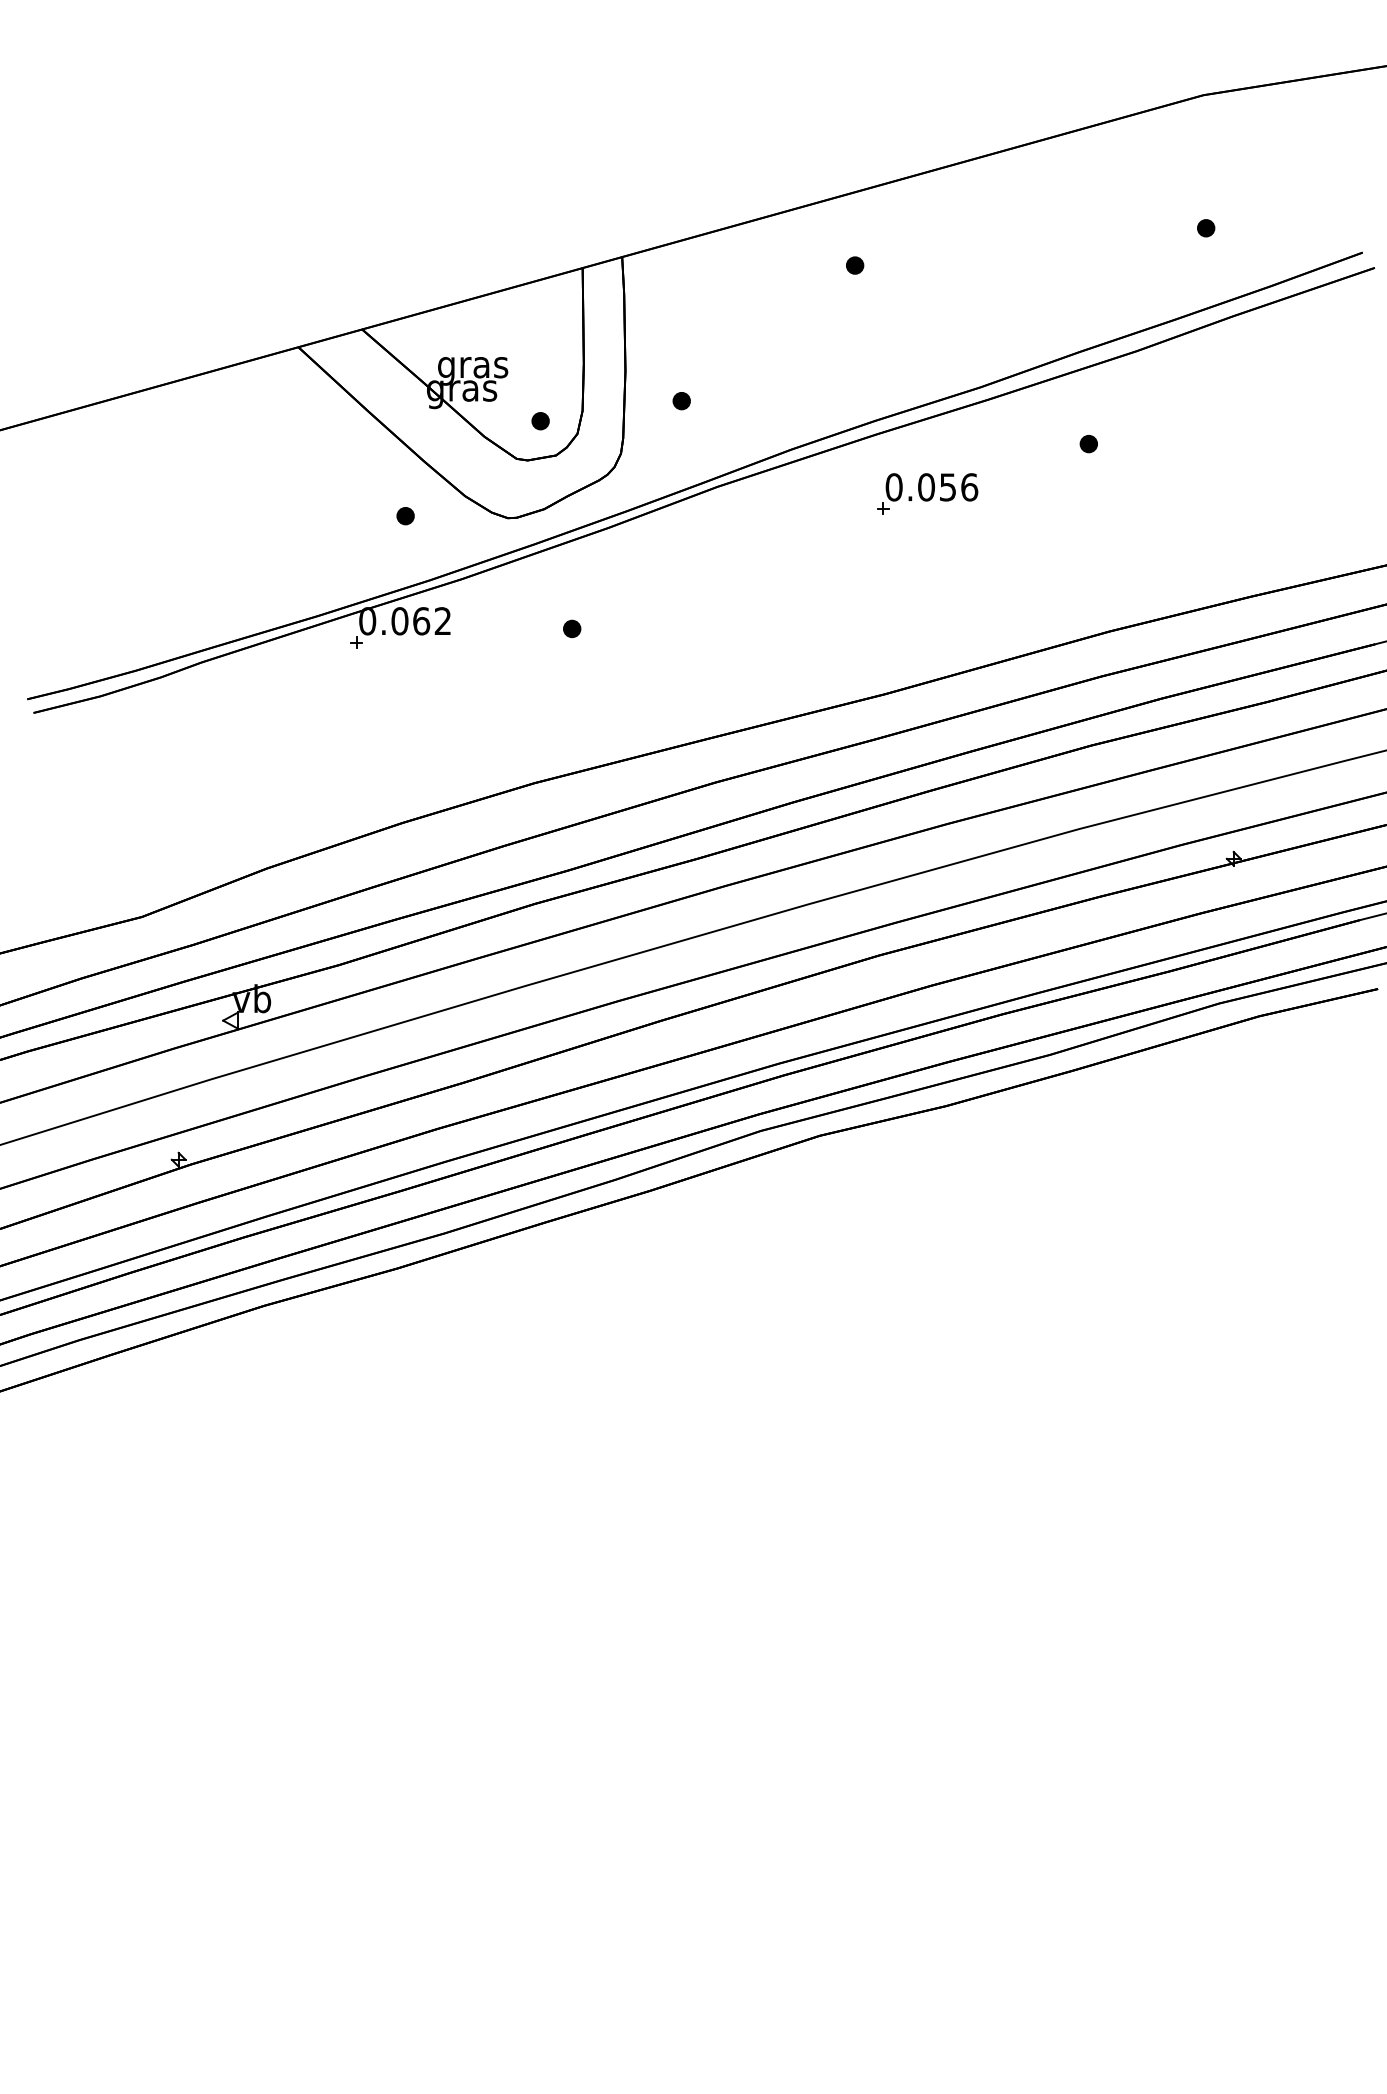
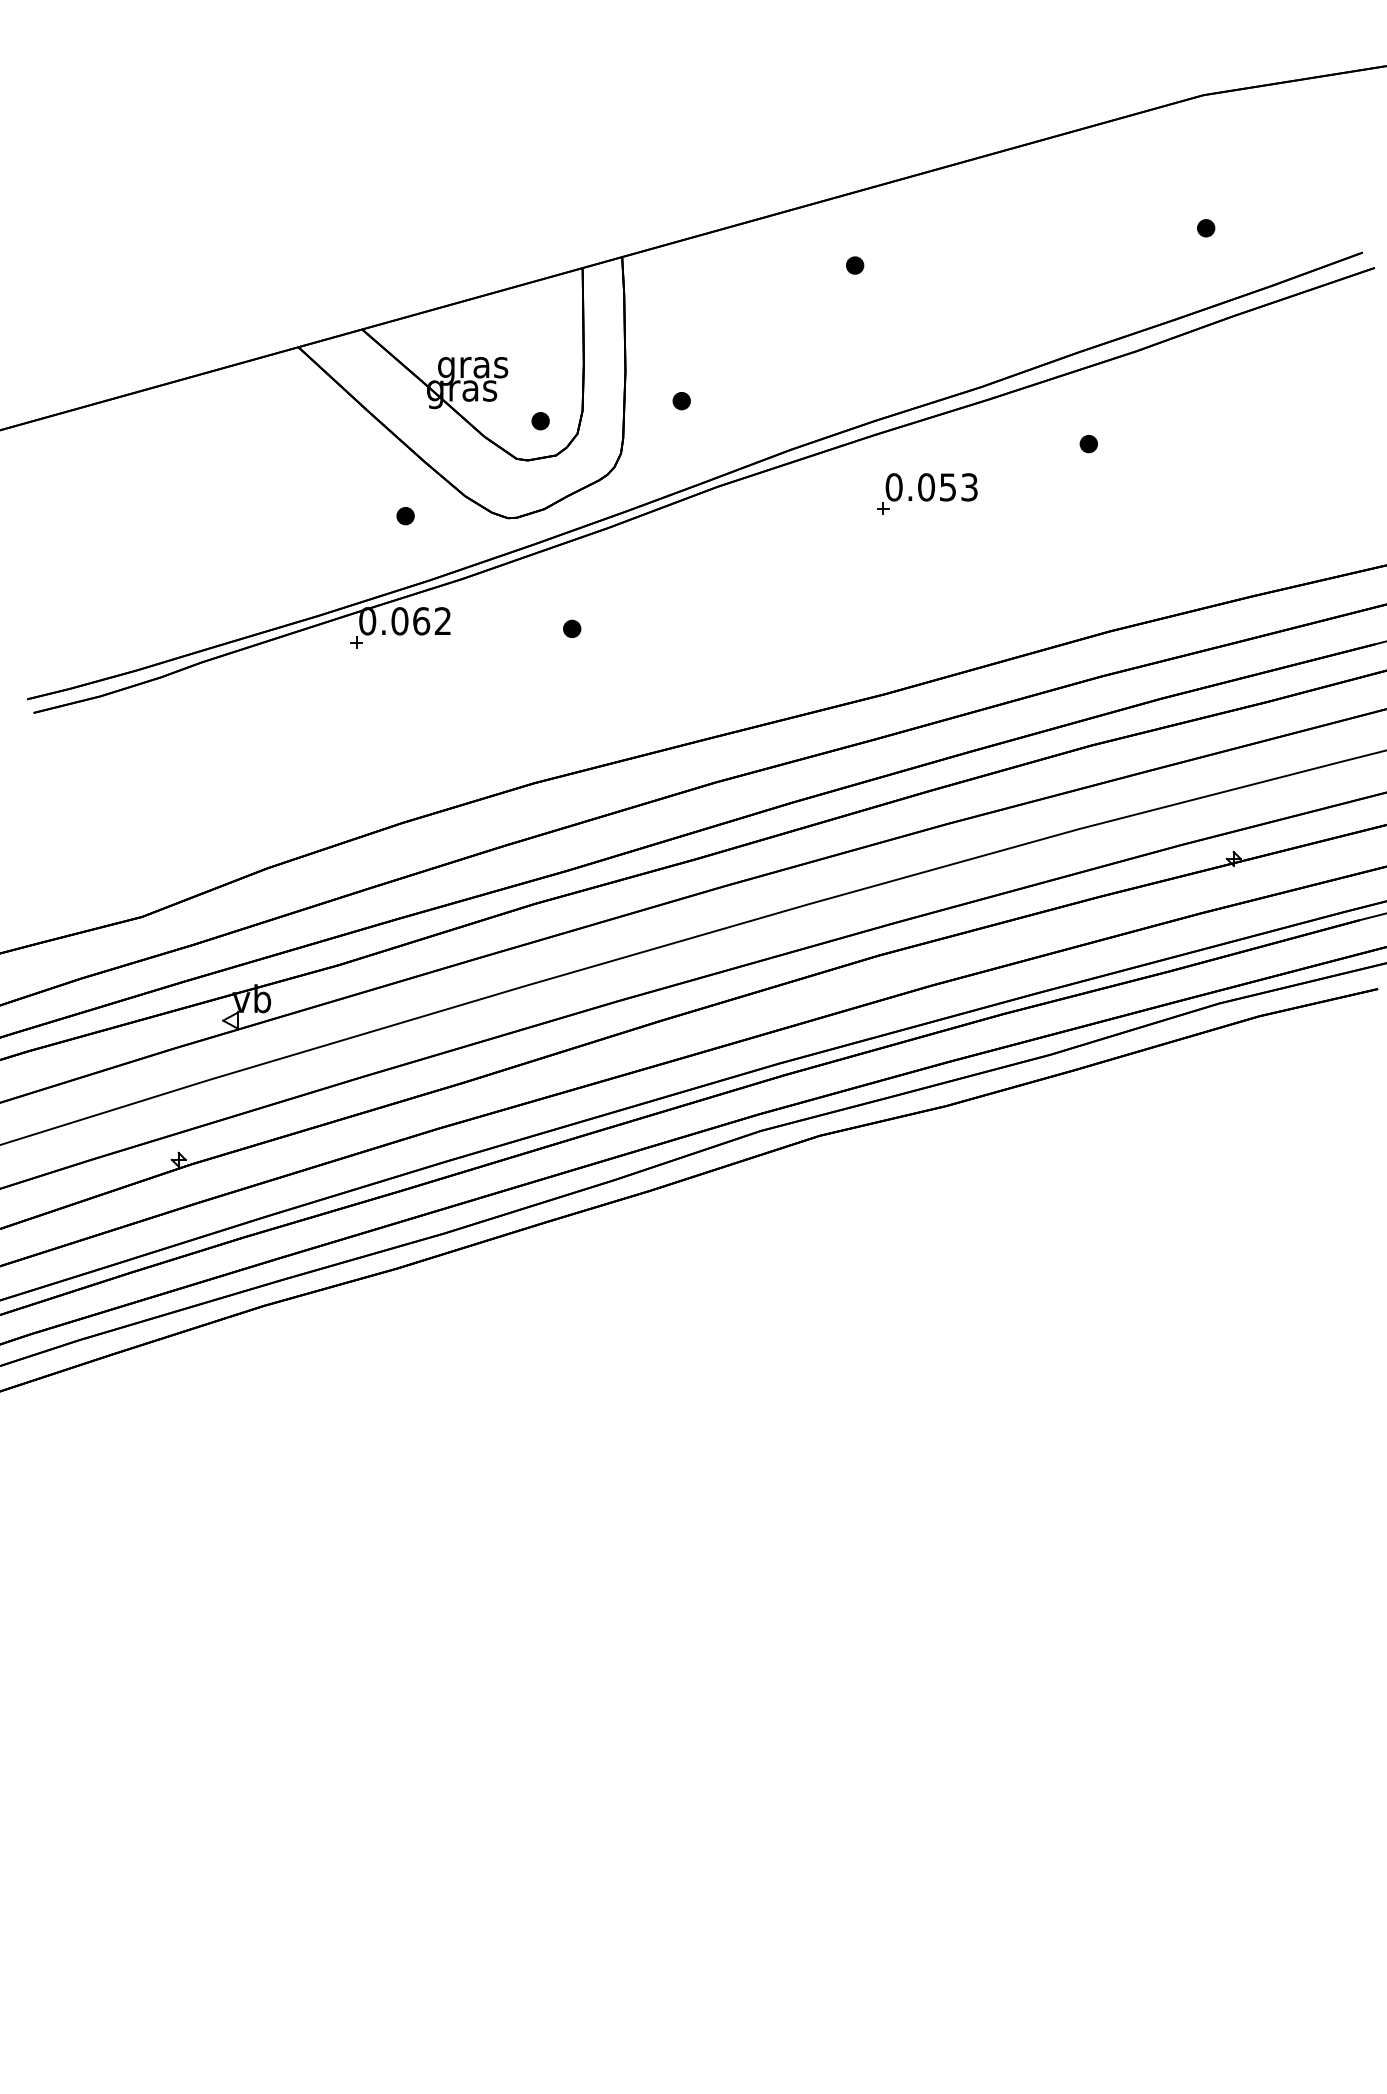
text: 0.056 -> 0.053 (969, 487)
